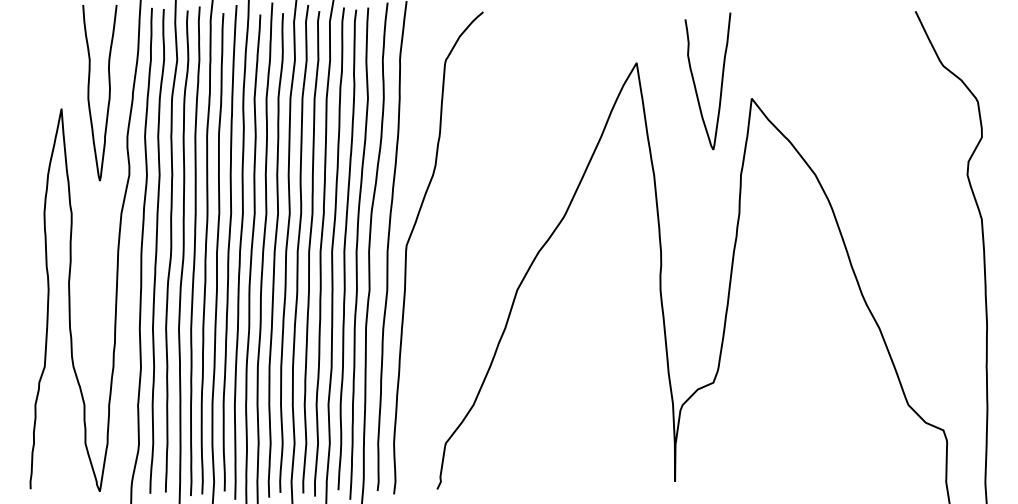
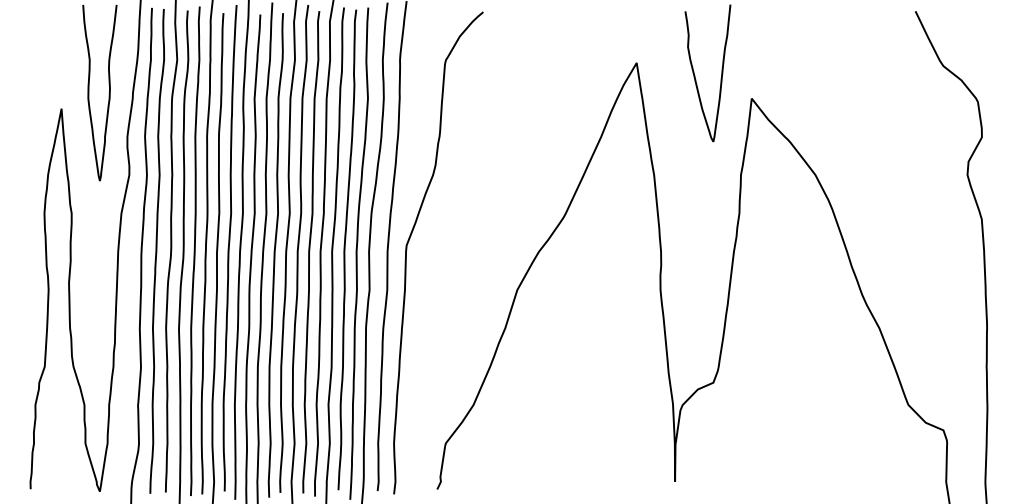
curve position: (695, 83) -> (695, 75) (695, 75)
